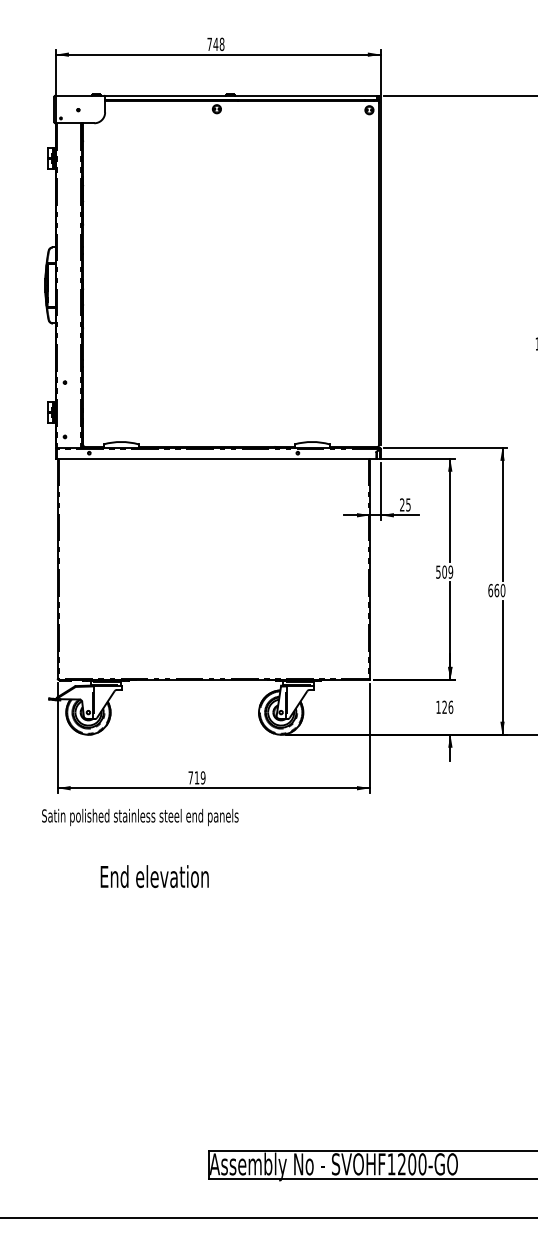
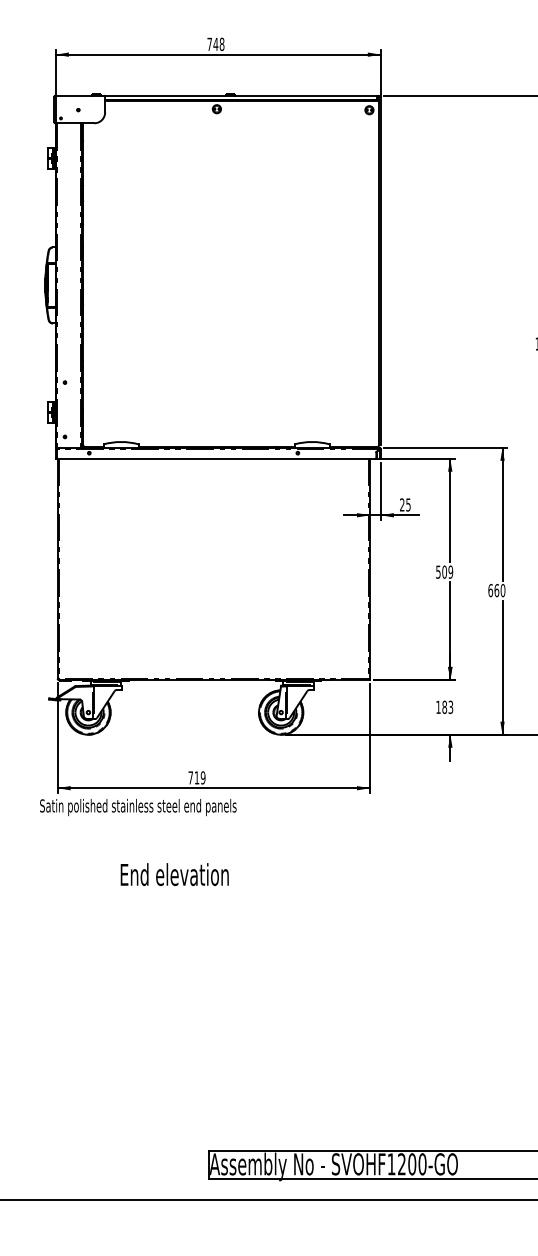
text: 126 -> 183 (447, 706)
text position: (140, 817) -> (138, 807) (138, 807)
text position: (154, 876) -> (174, 874) (174, 874)
line position: (268, 1218) -> (268, 1200) (268, 1200)
